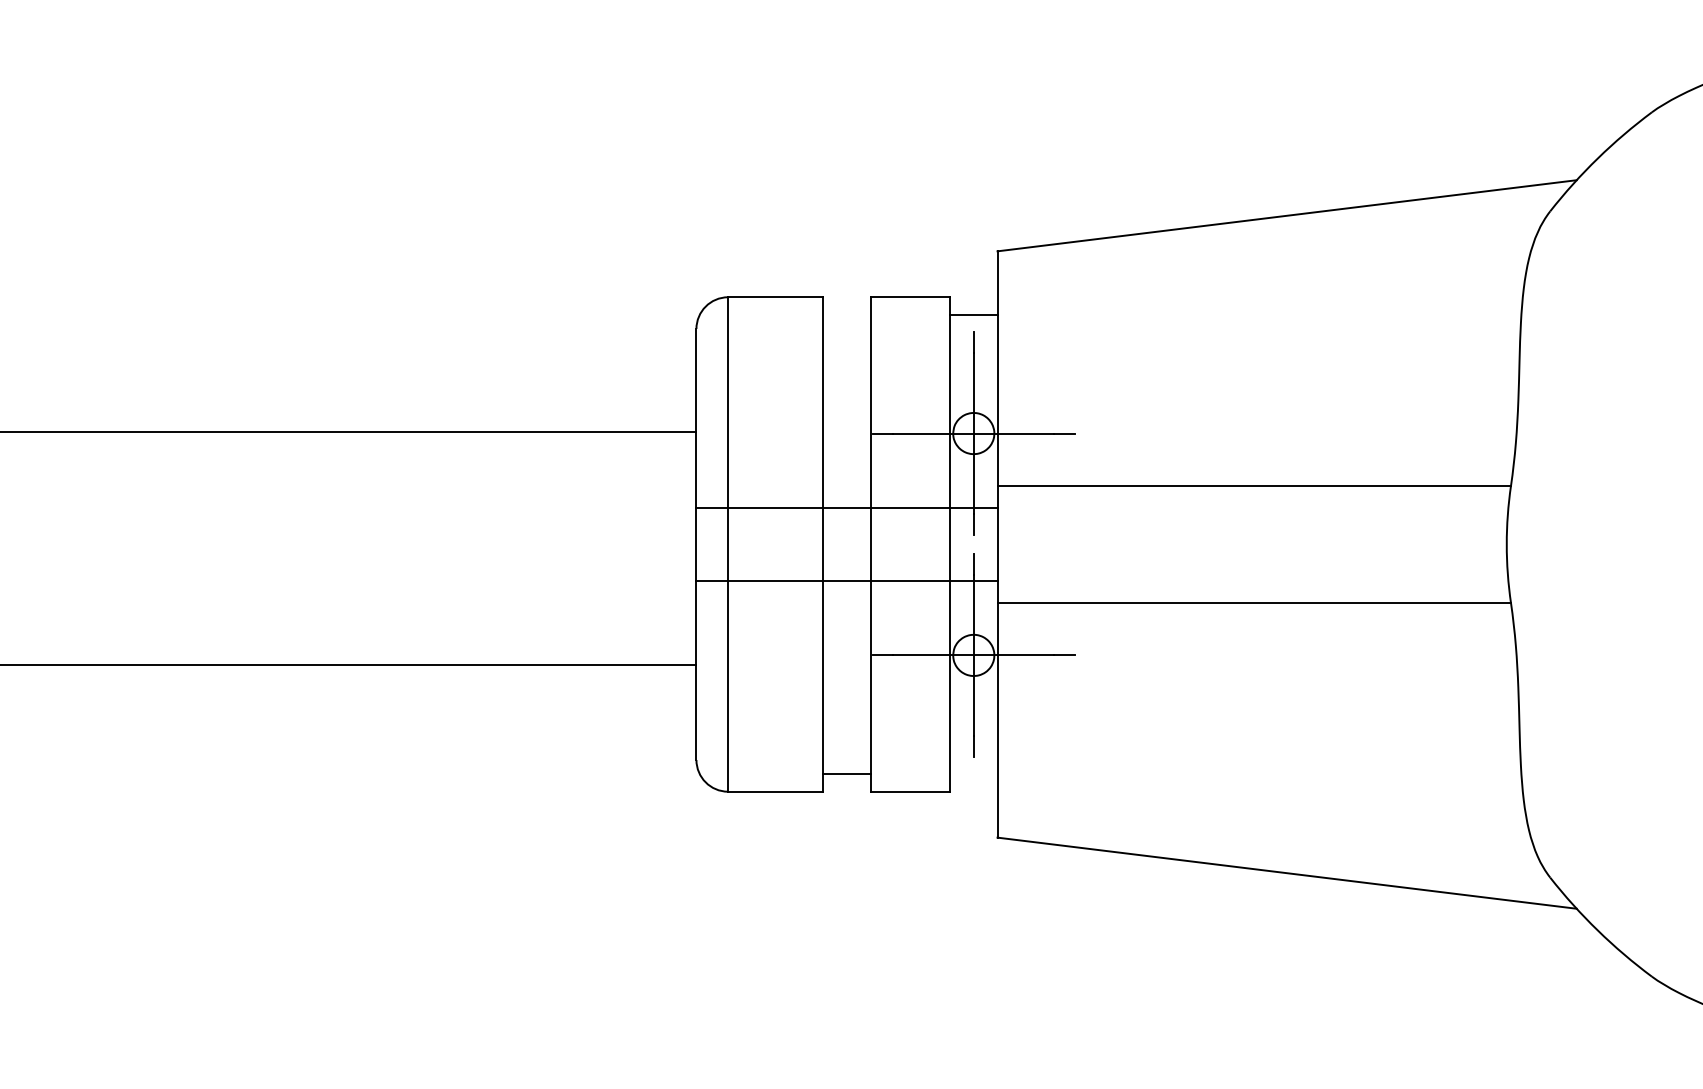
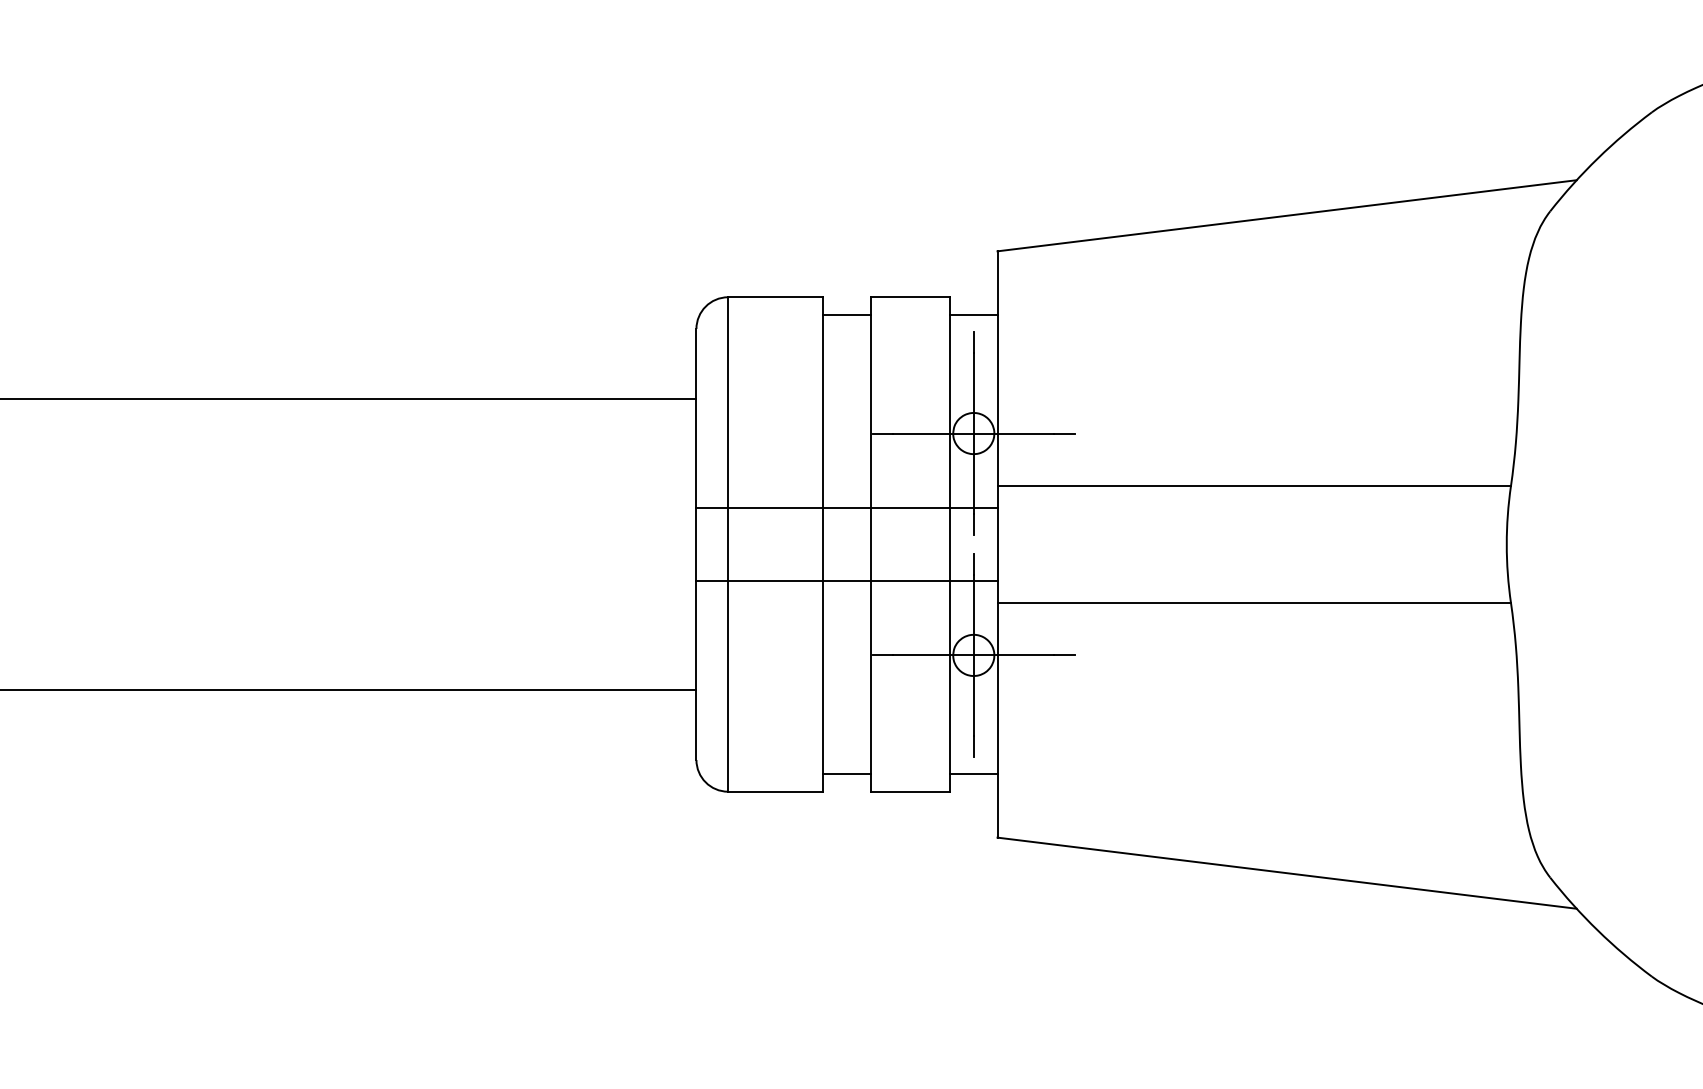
line: none -> present (846, 314)
line position: (349, 431) -> (349, 398) (349, 398)
line position: (349, 665) -> (349, 690) (349, 690)
line: none -> present (973, 774)
